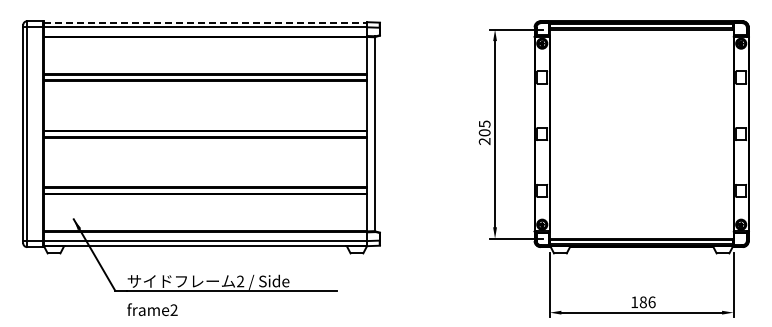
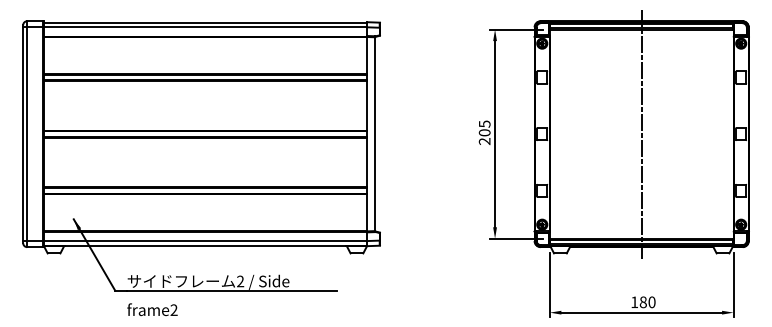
line: dashed -> solid (205, 22)
line: none -> present (641, 133)
text: 186 -> 180 (651, 301)
